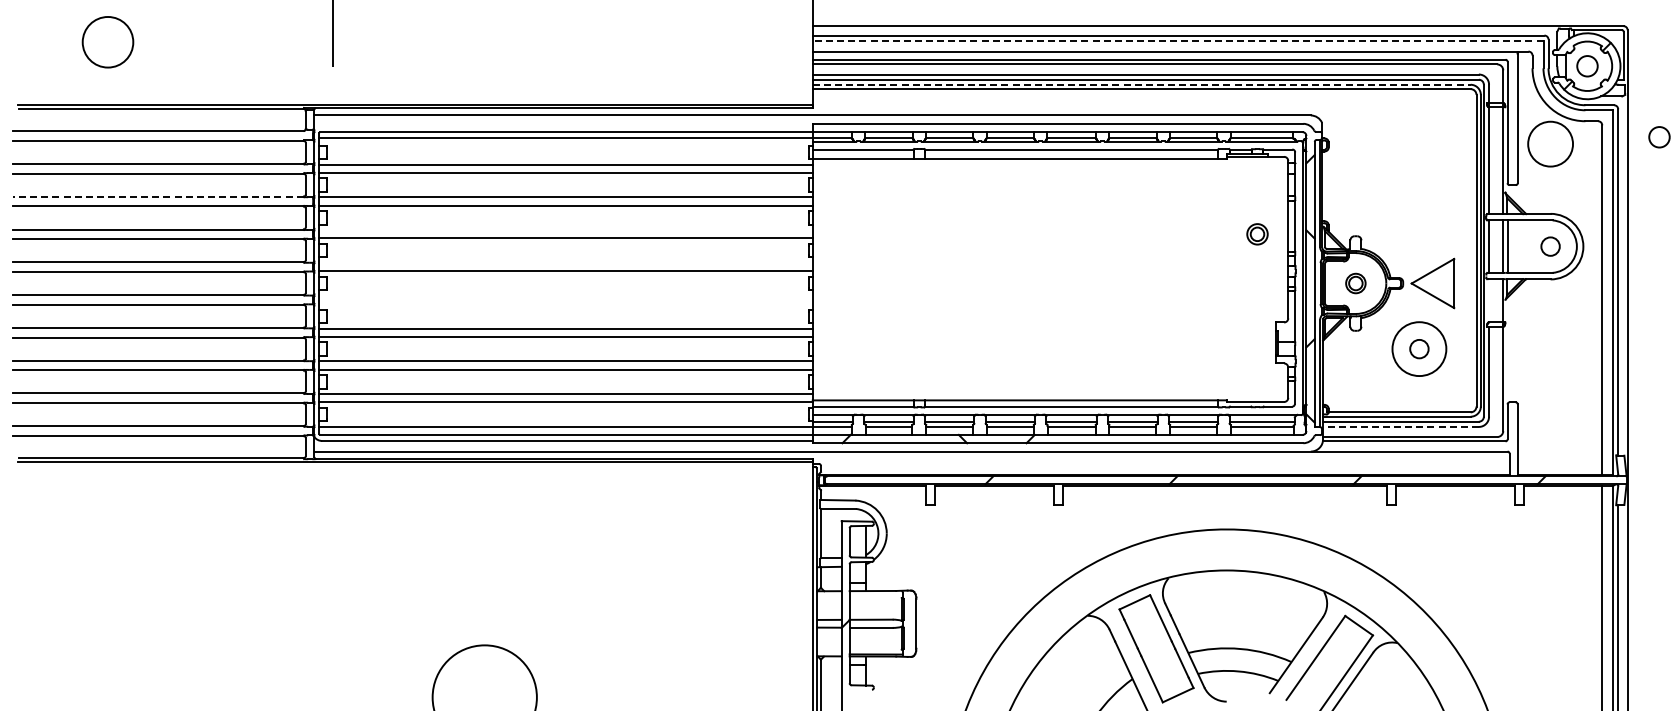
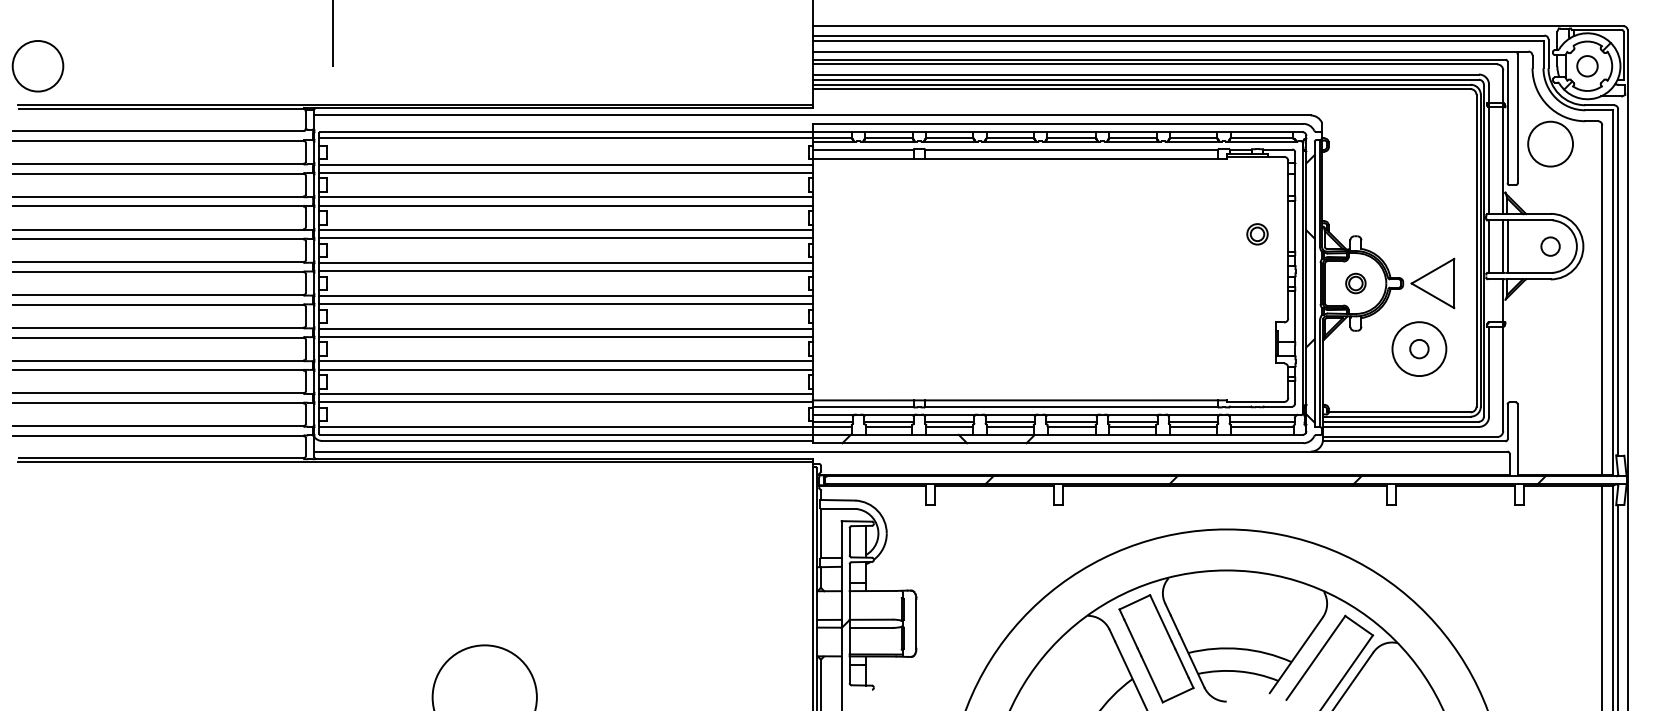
line: dashed -> solid (1177, 40)
circle position: (107, 42) -> (37, 66) (37, 66)
line: dashed -> solid (1141, 84)
circle: present -> none (1659, 137)
line: dashed -> solid (157, 196)
line: none -> present (565, 230)
line: none -> present (565, 263)
line: none -> present (565, 295)
line: none -> present (565, 304)
line: dashed -> solid (1400, 426)
